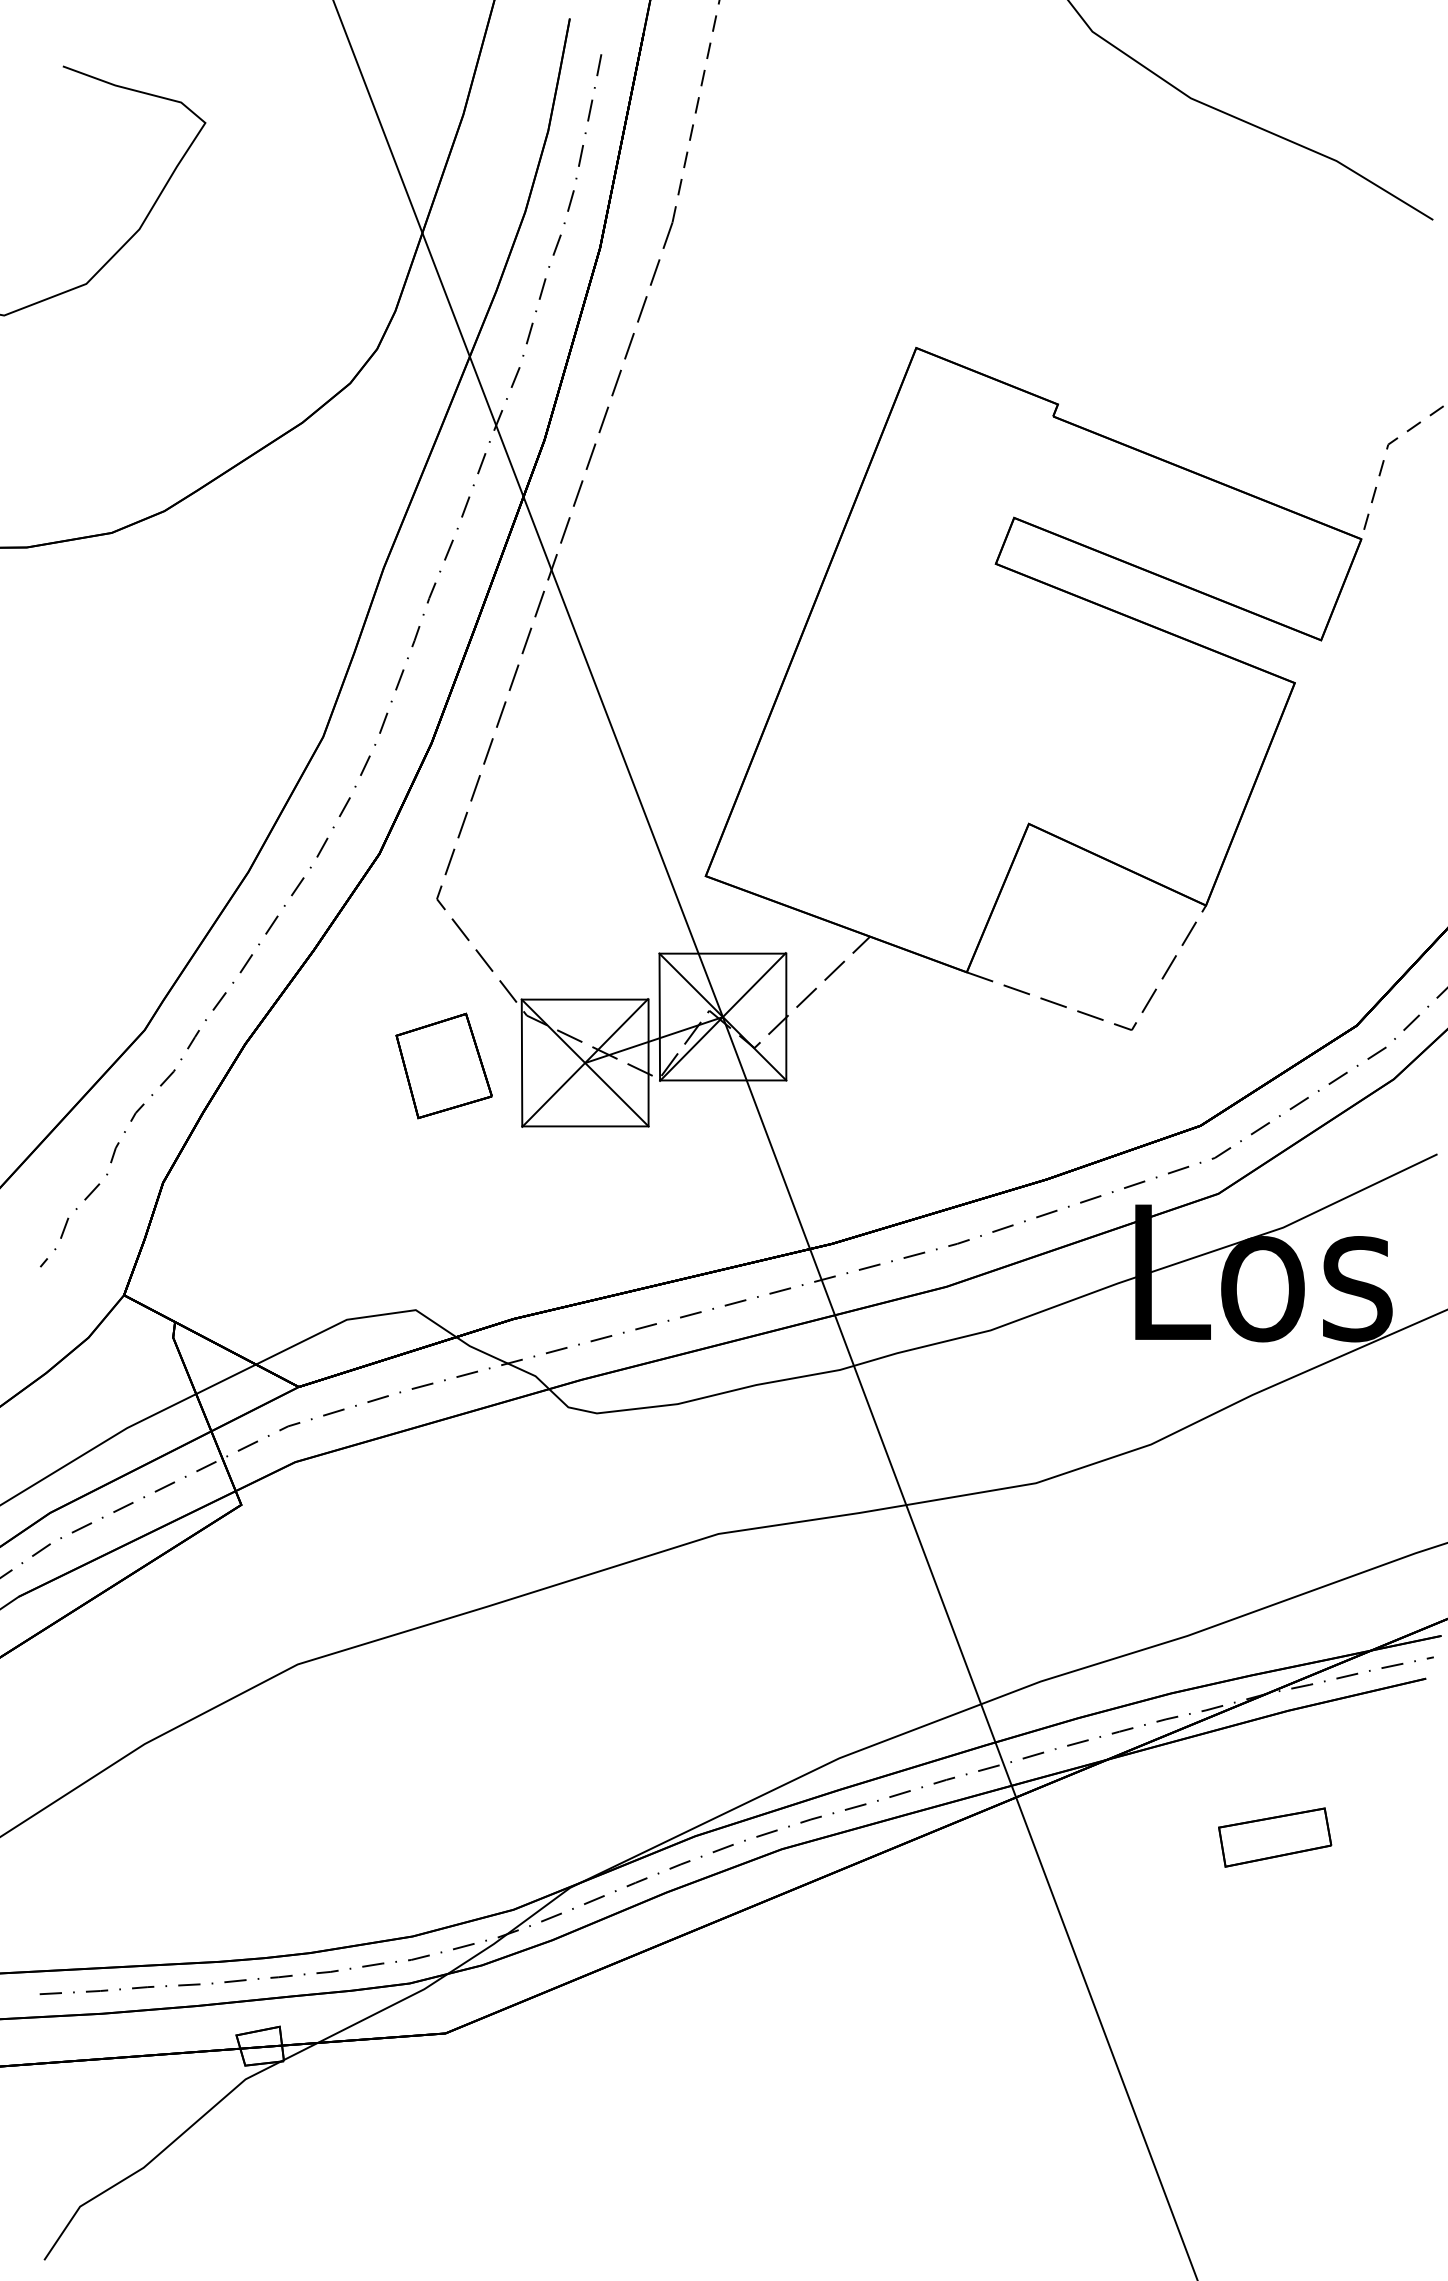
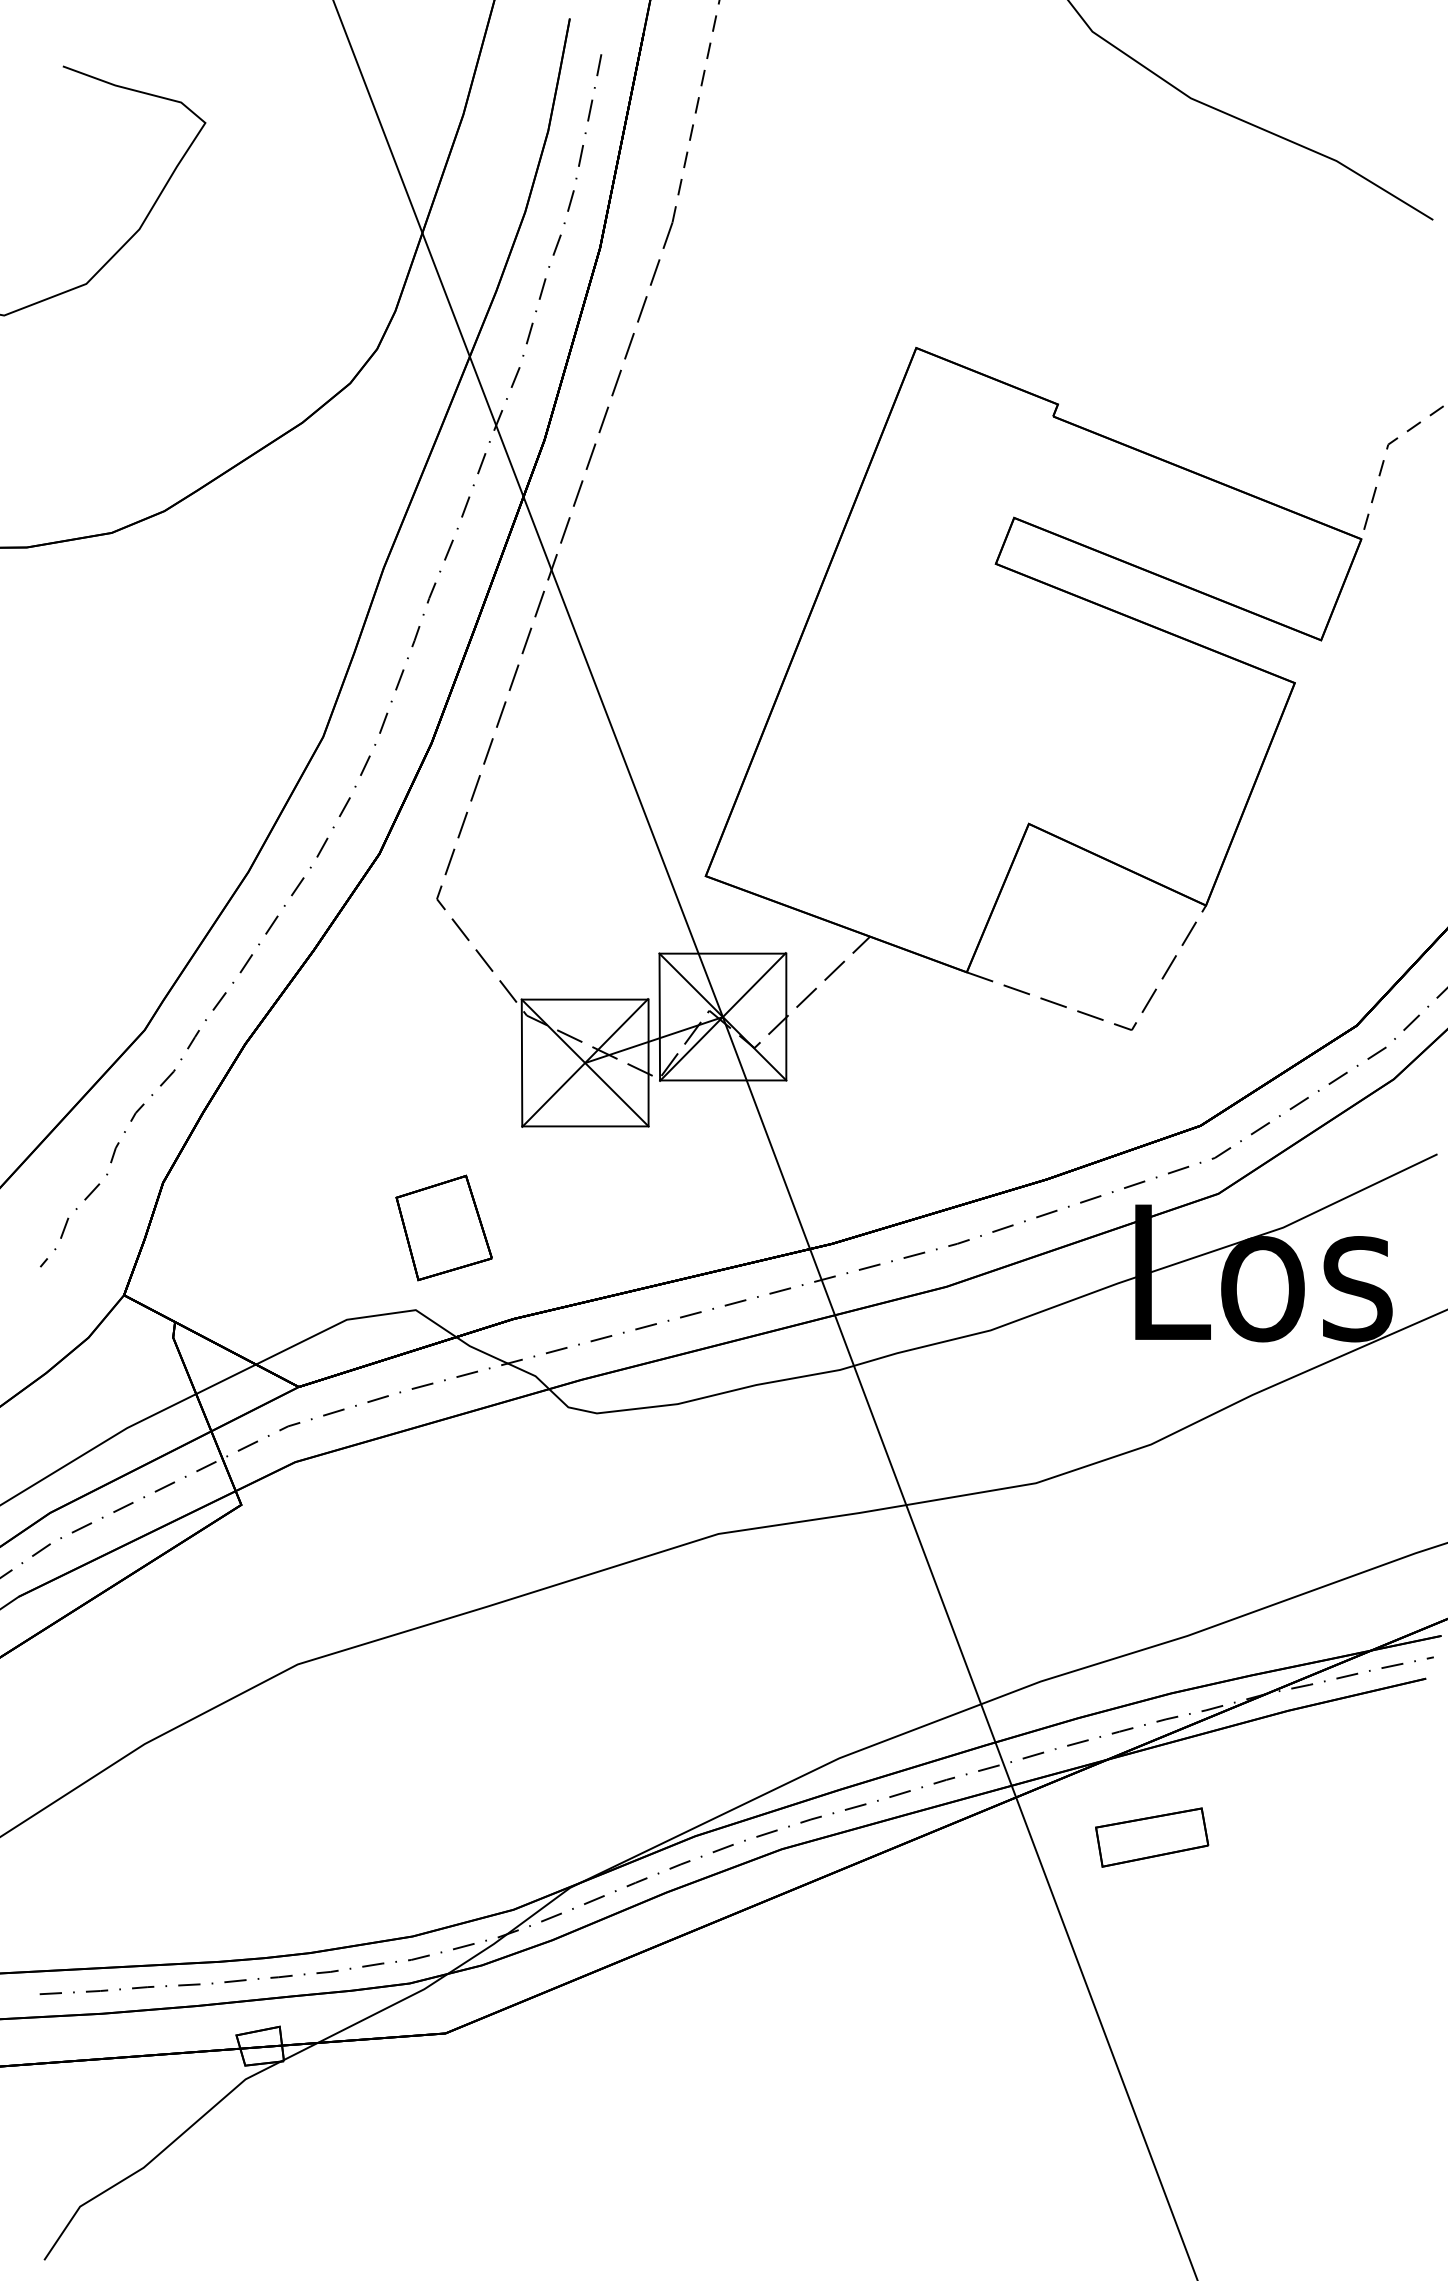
part position: (443, 1065) -> (443, 1227) (443, 1227)
part position: (1275, 1837) -> (1152, 1837) (1152, 1837)
